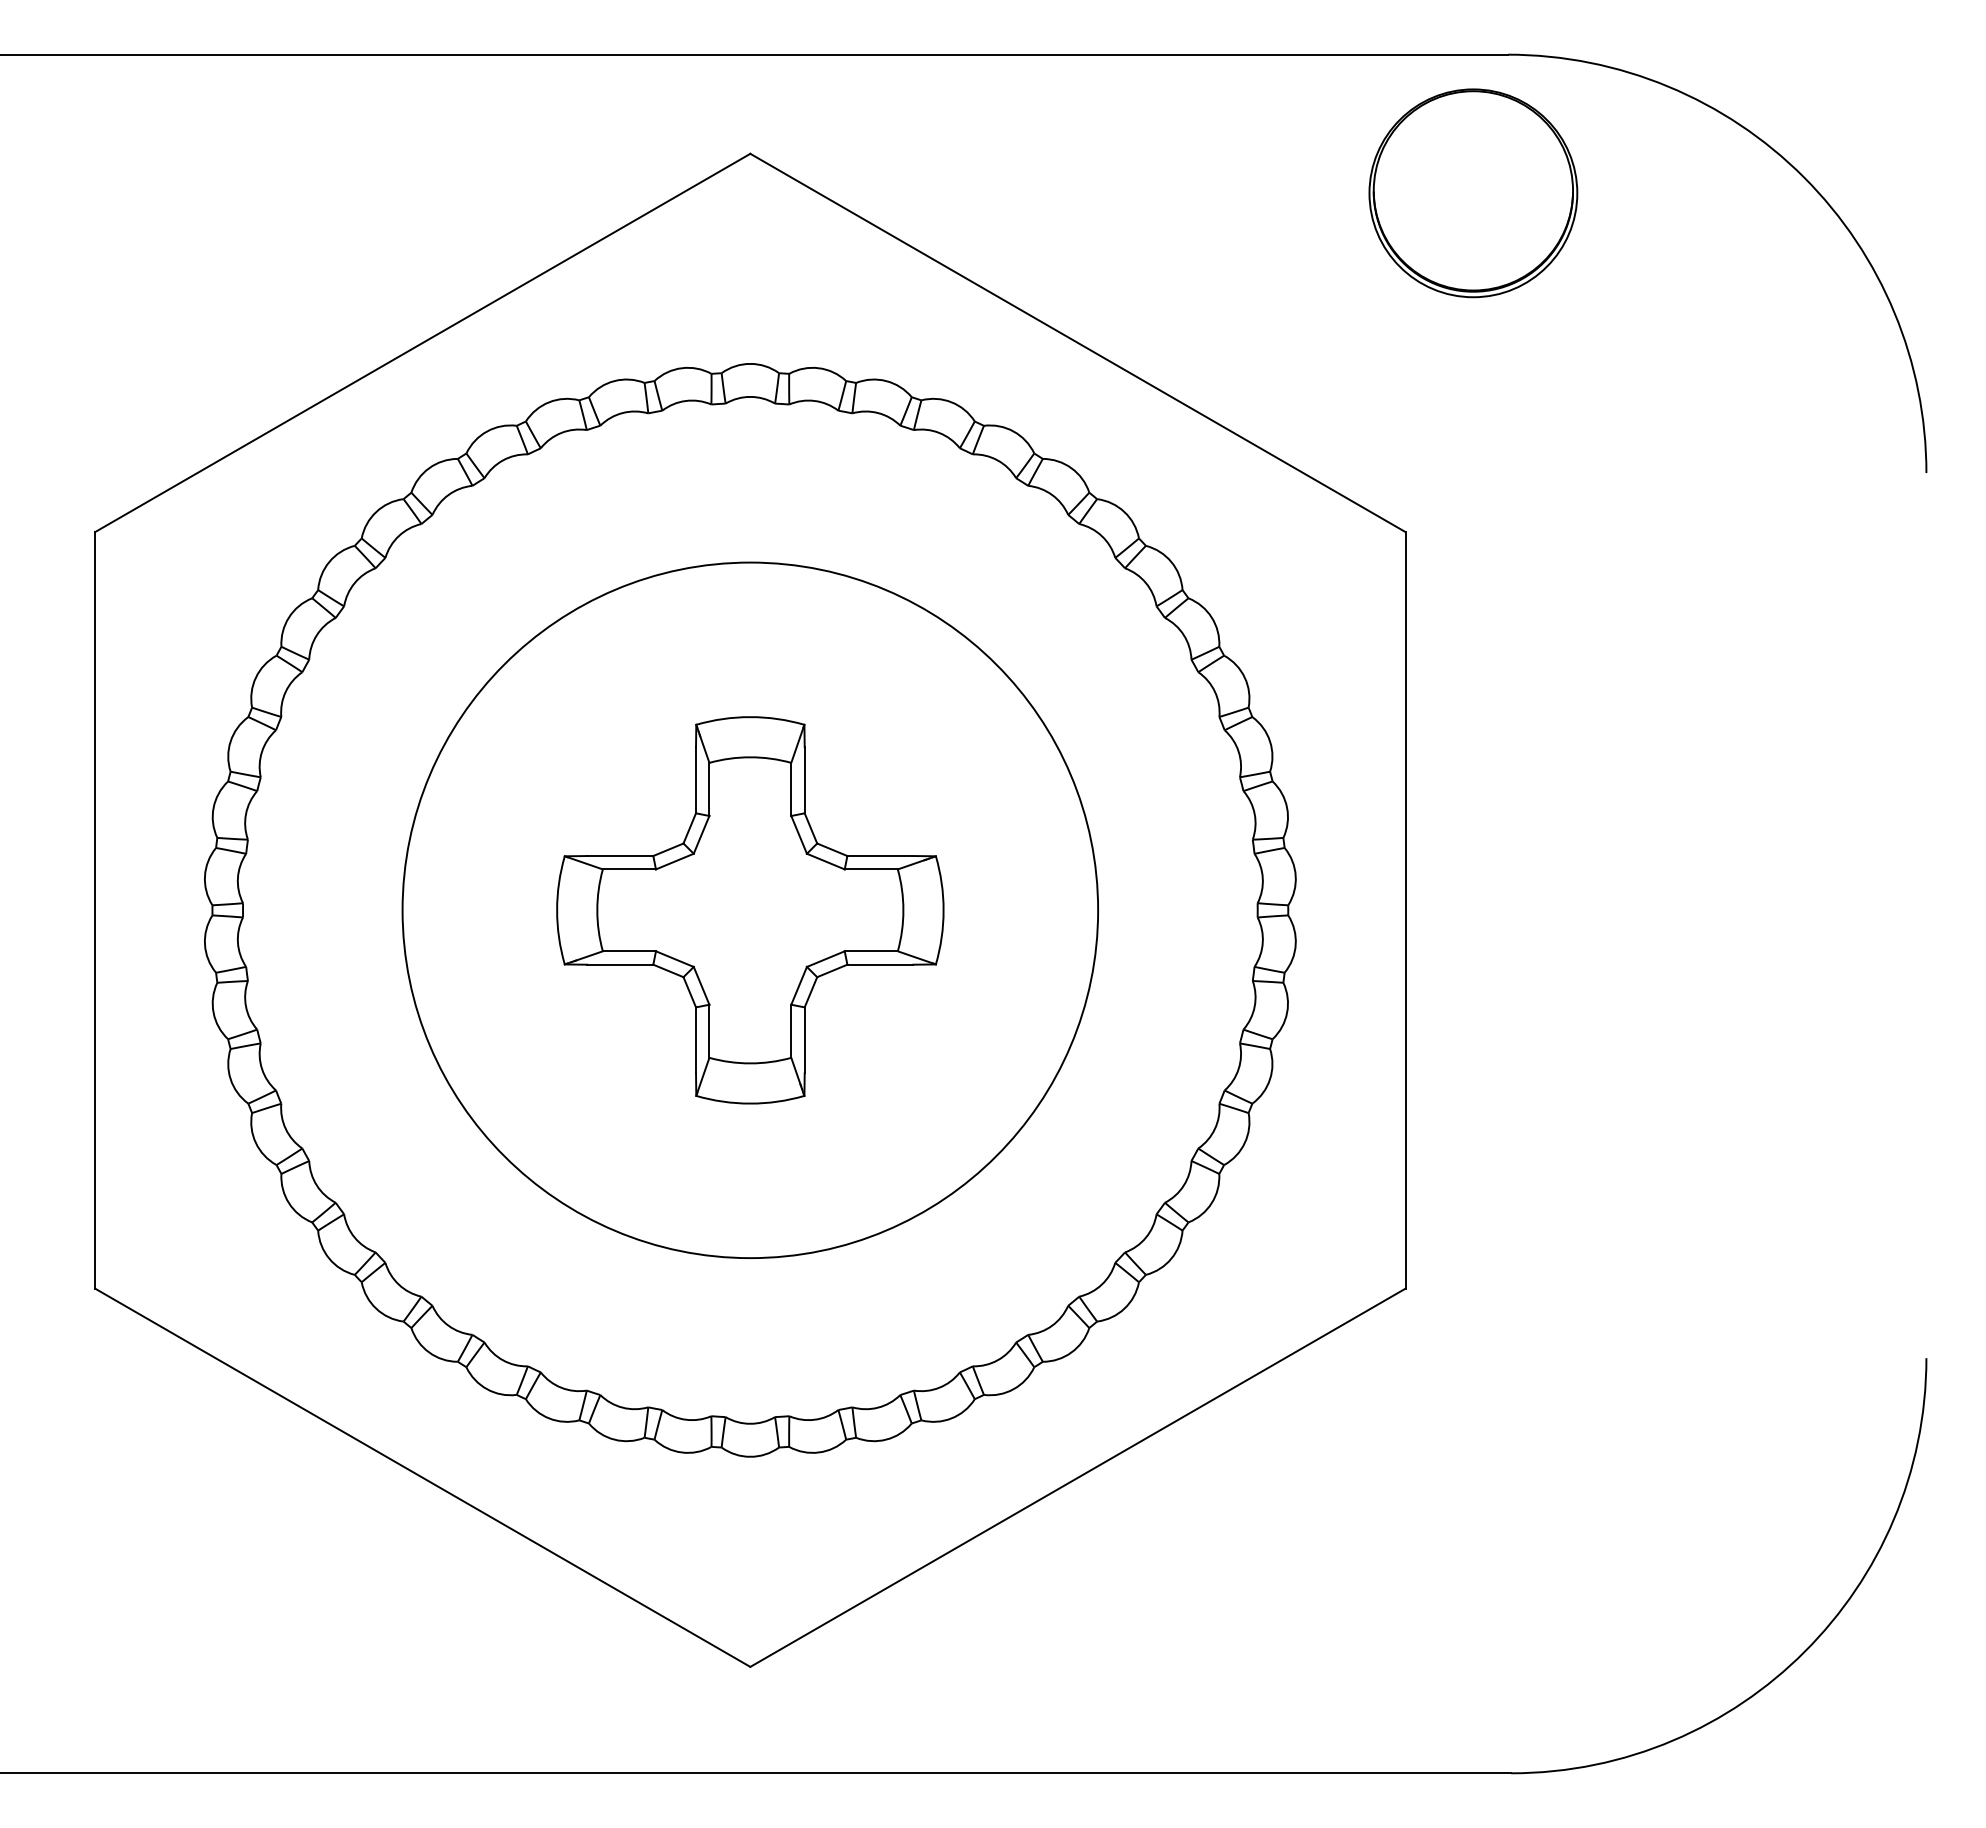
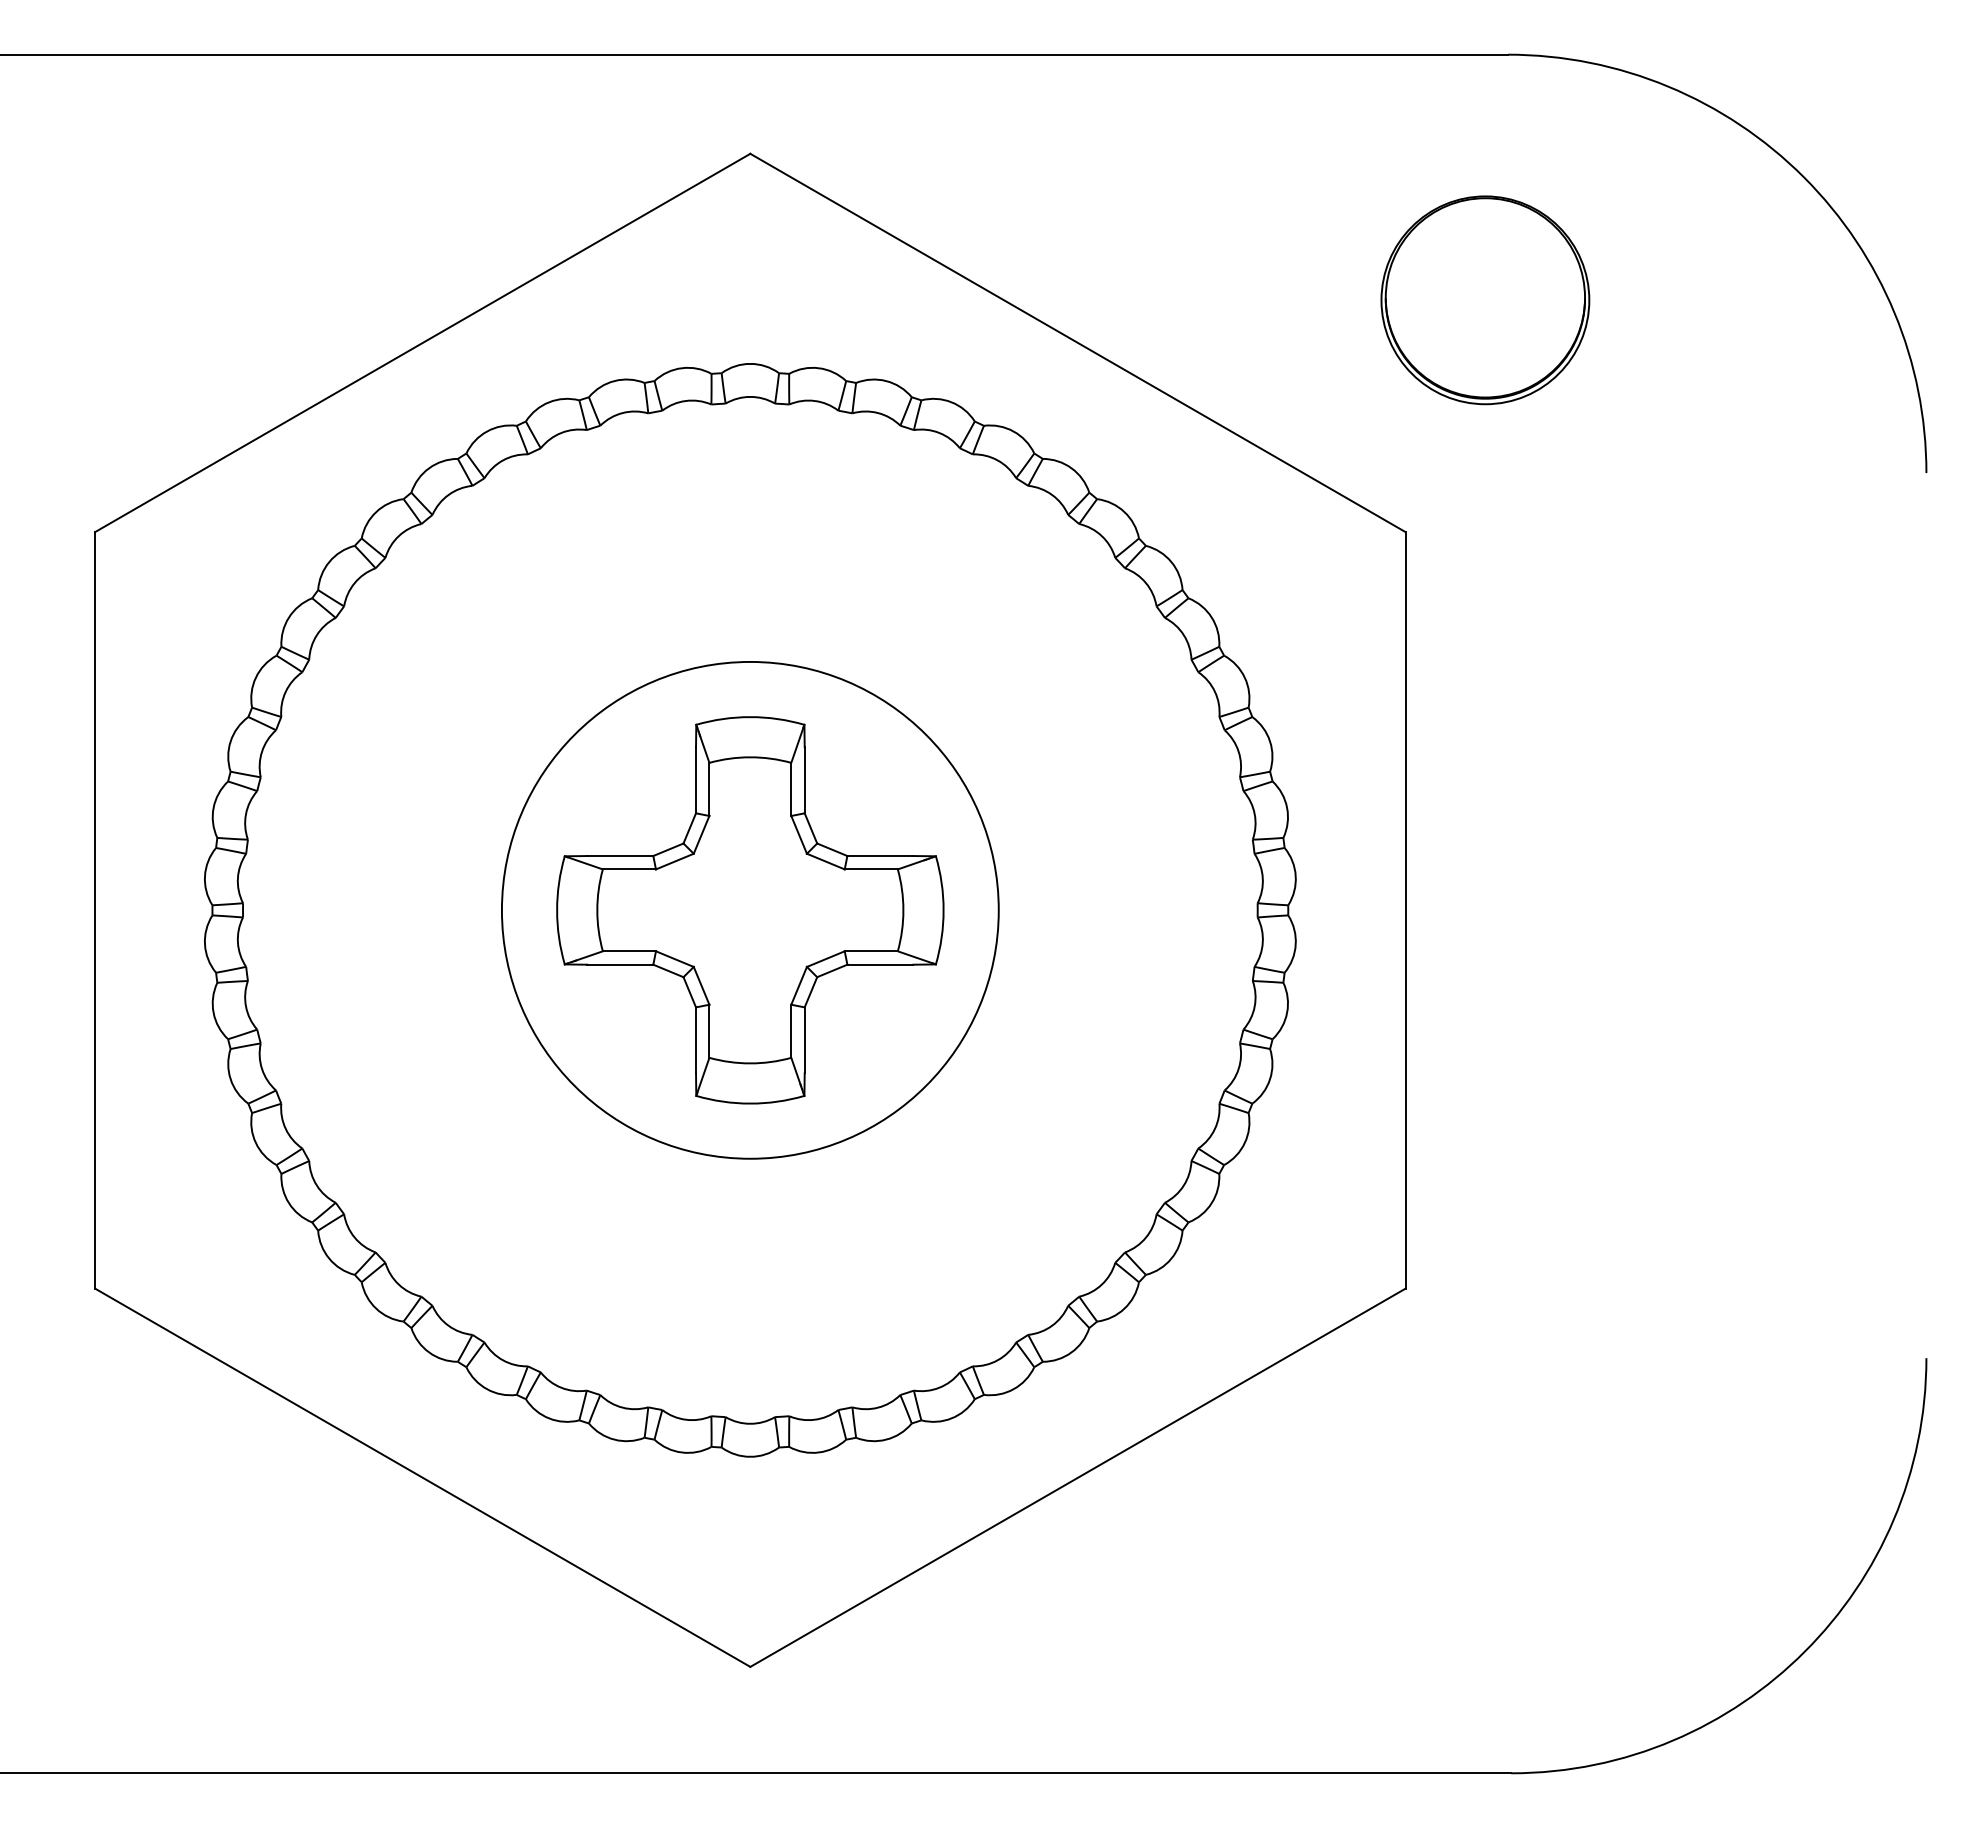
part position: (1473, 193) -> (1485, 300) (1485, 300)
circle diameter: 696 px -> 497 px (749, 909)
